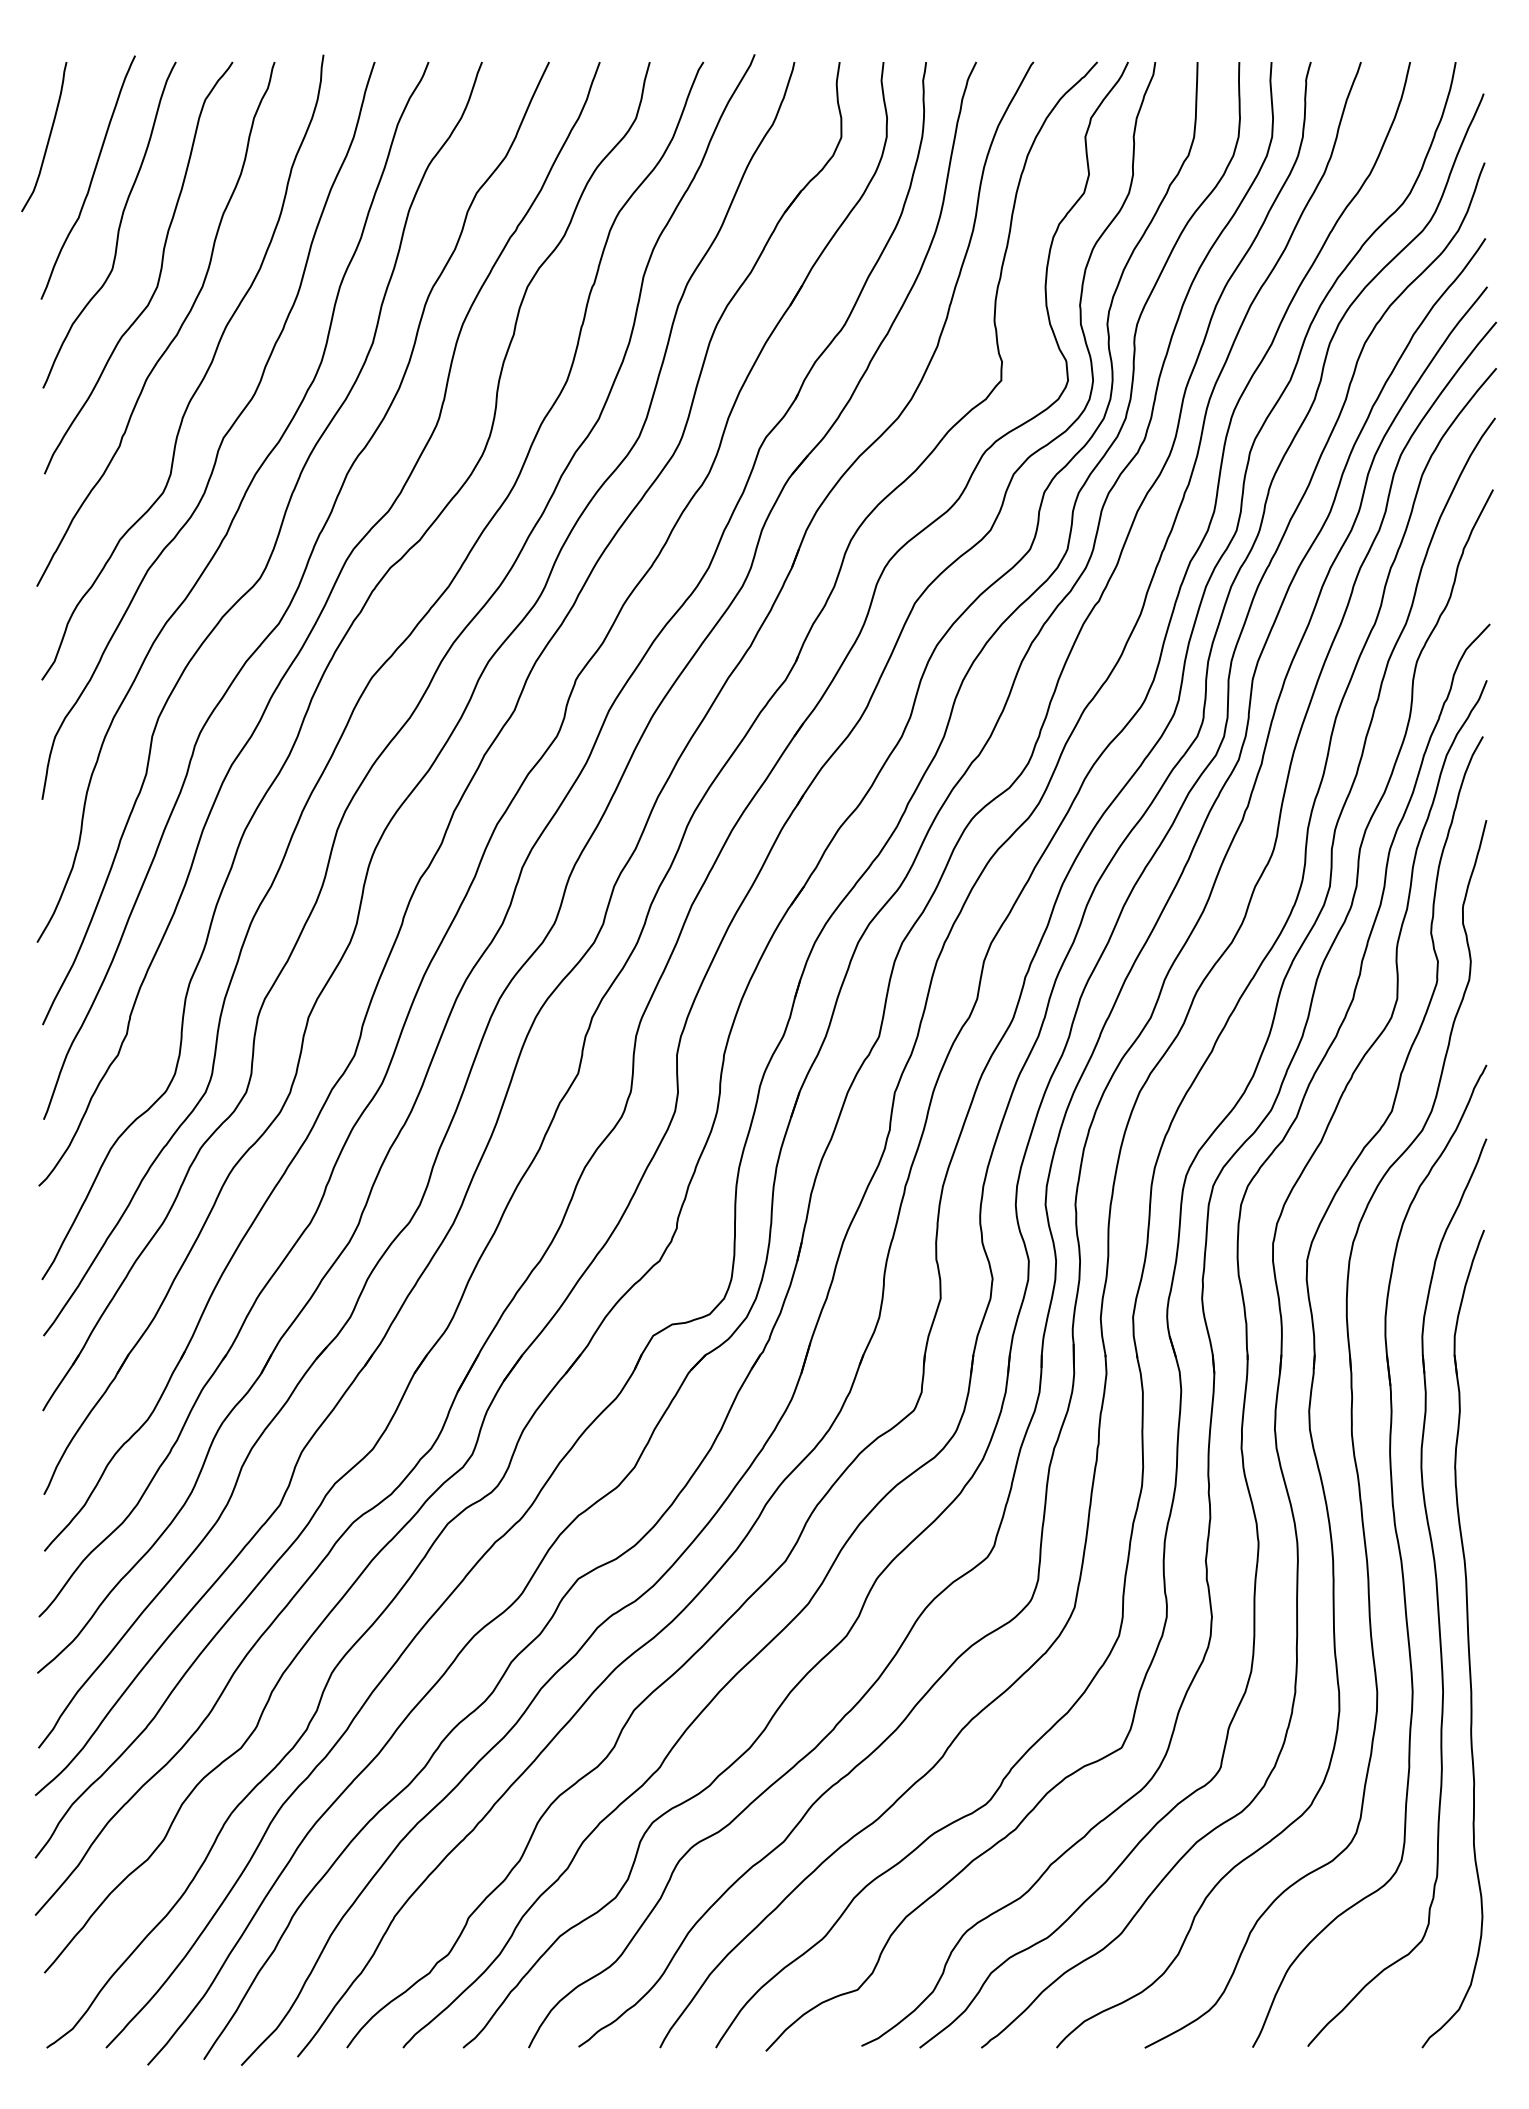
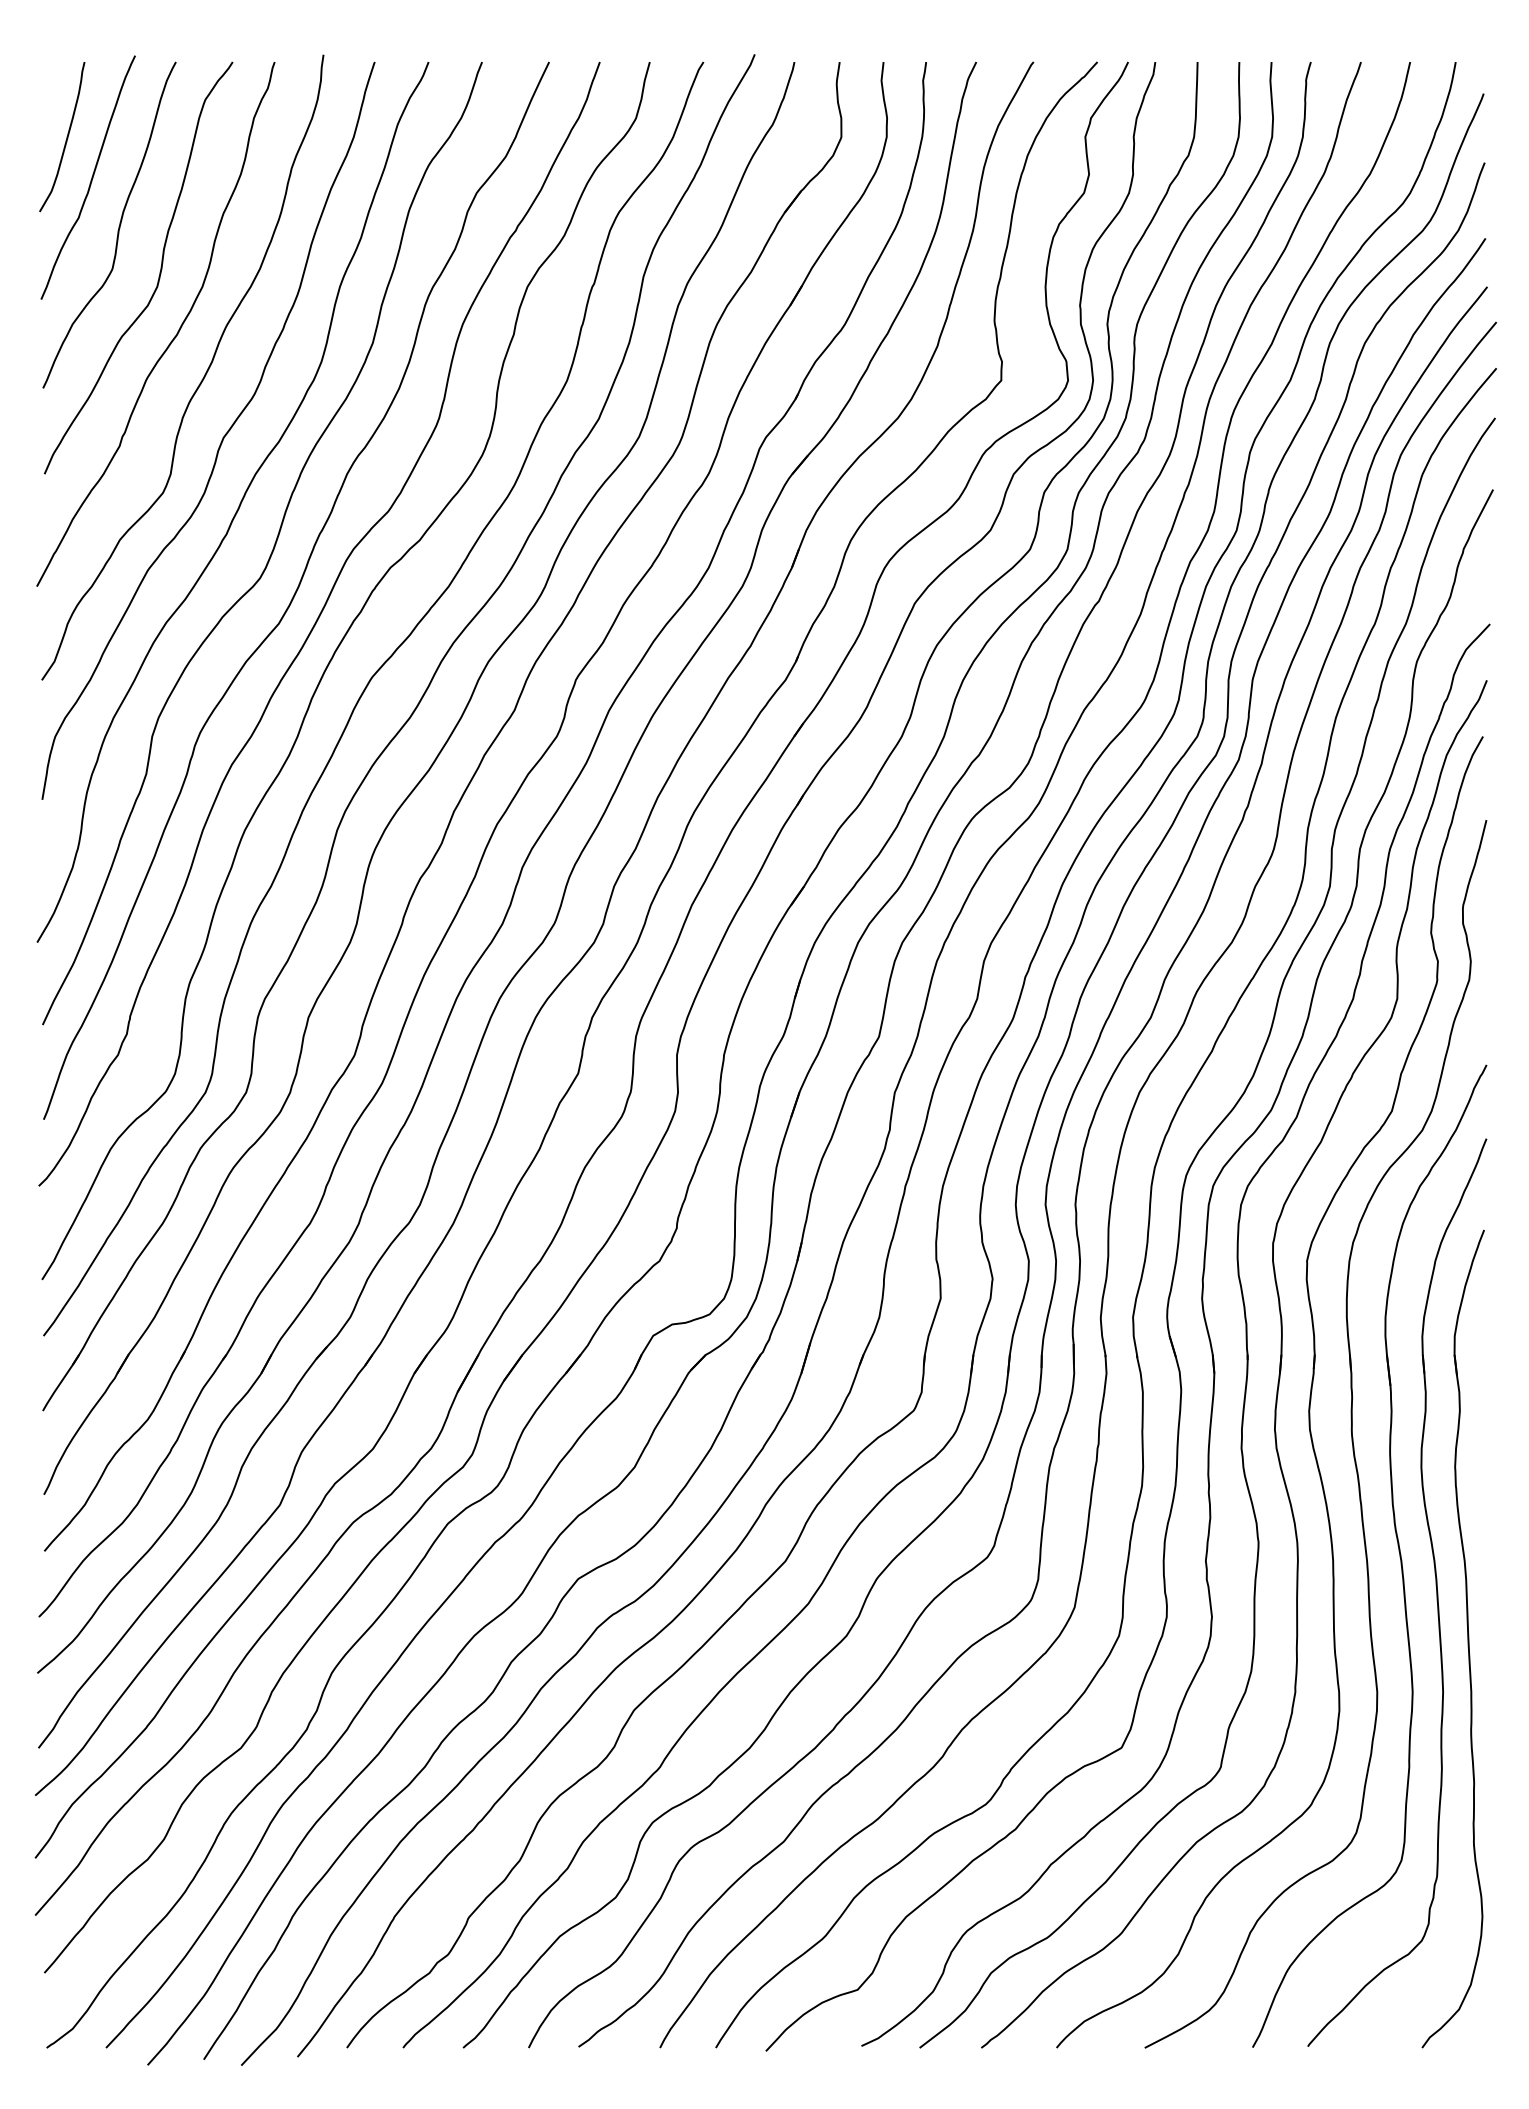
curve position: (48, 137) -> (66, 137) (66, 137)
